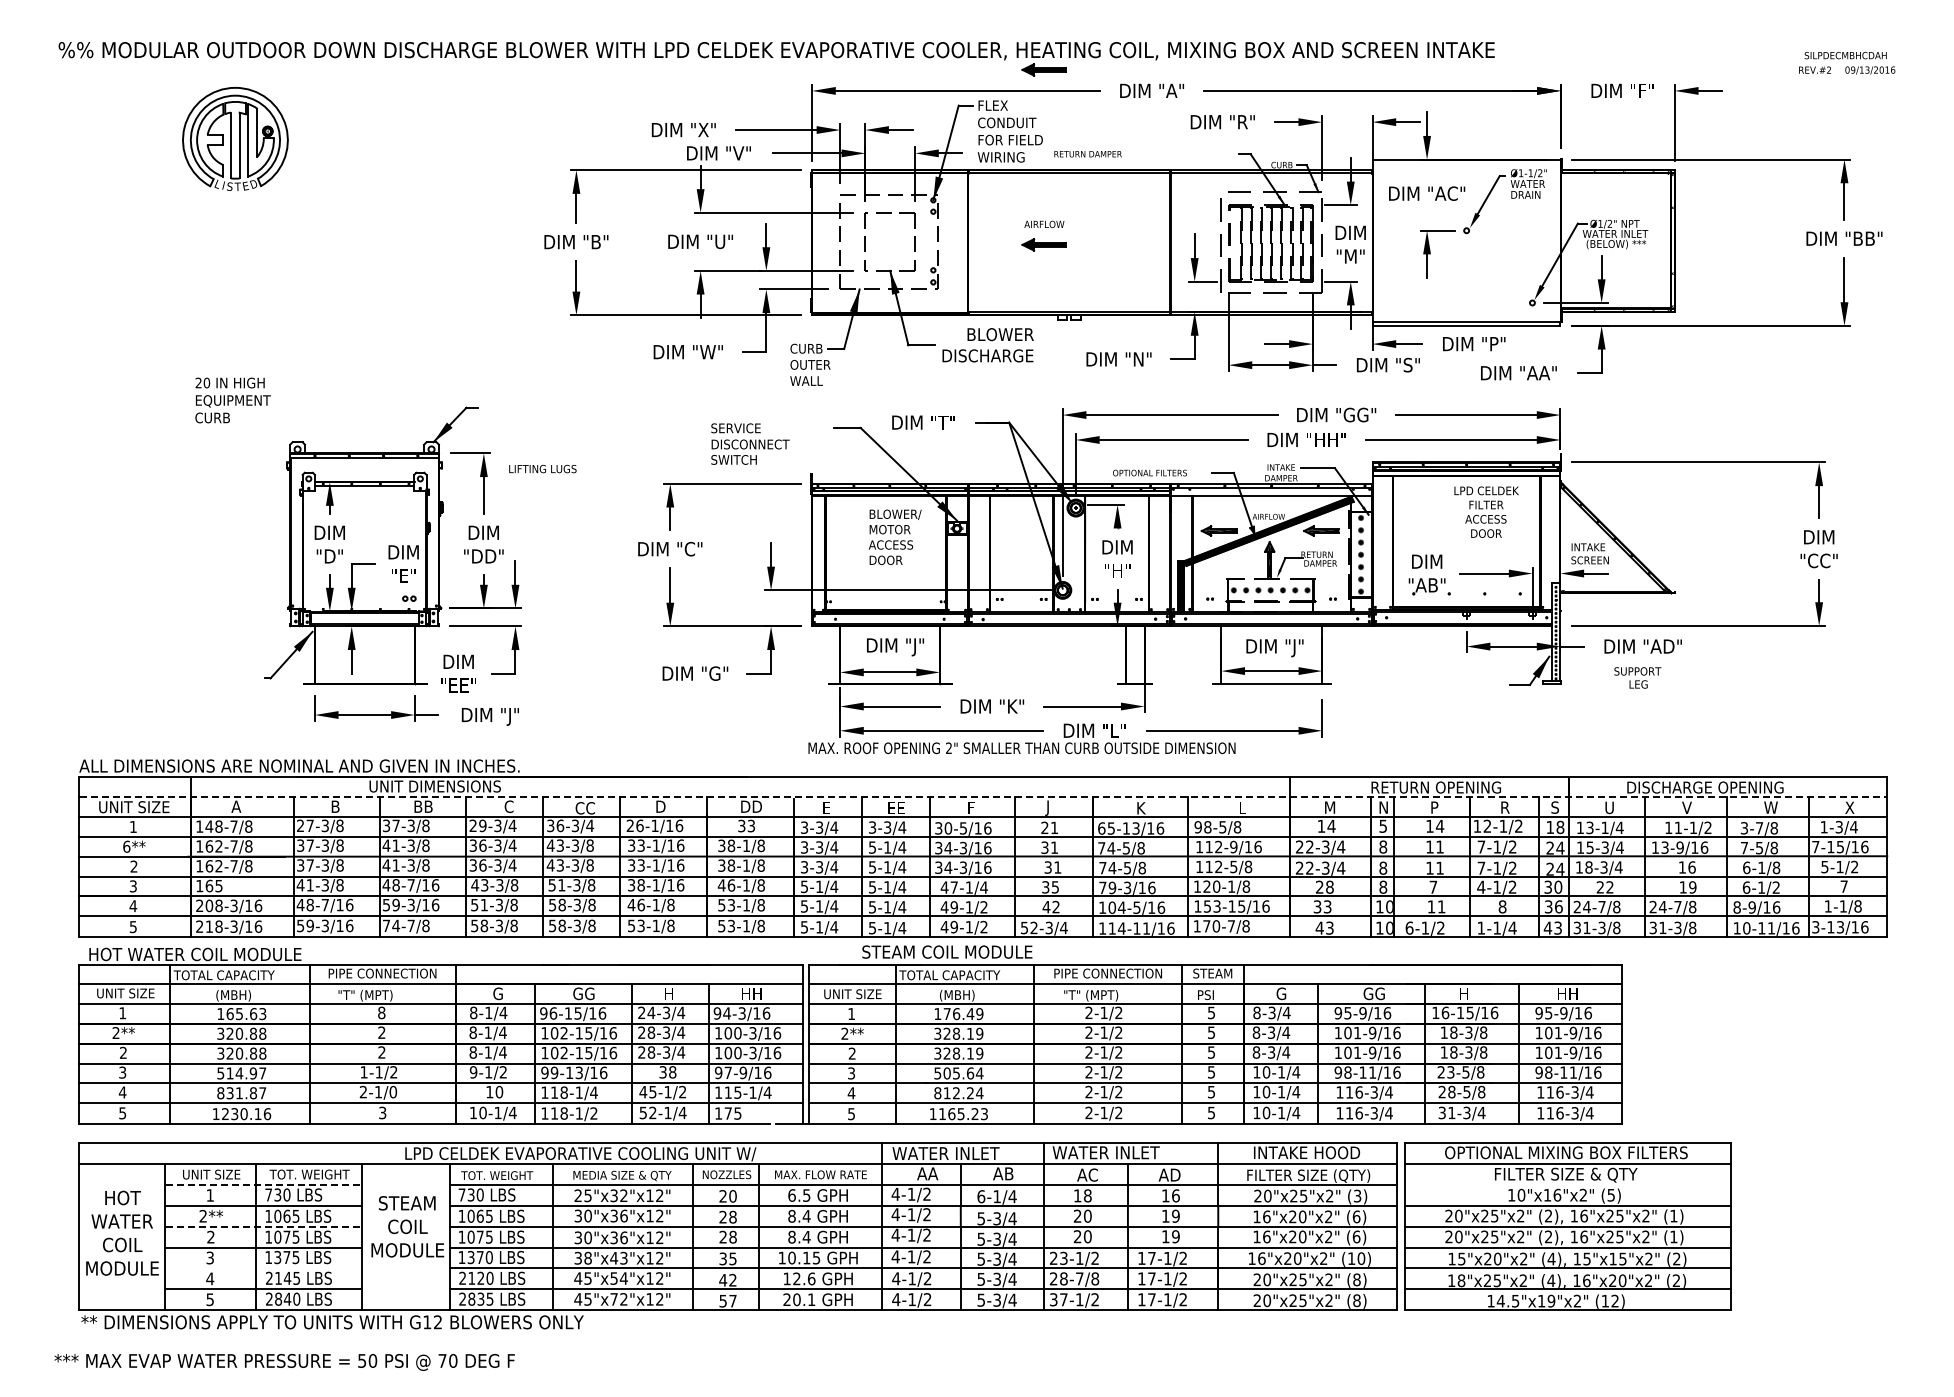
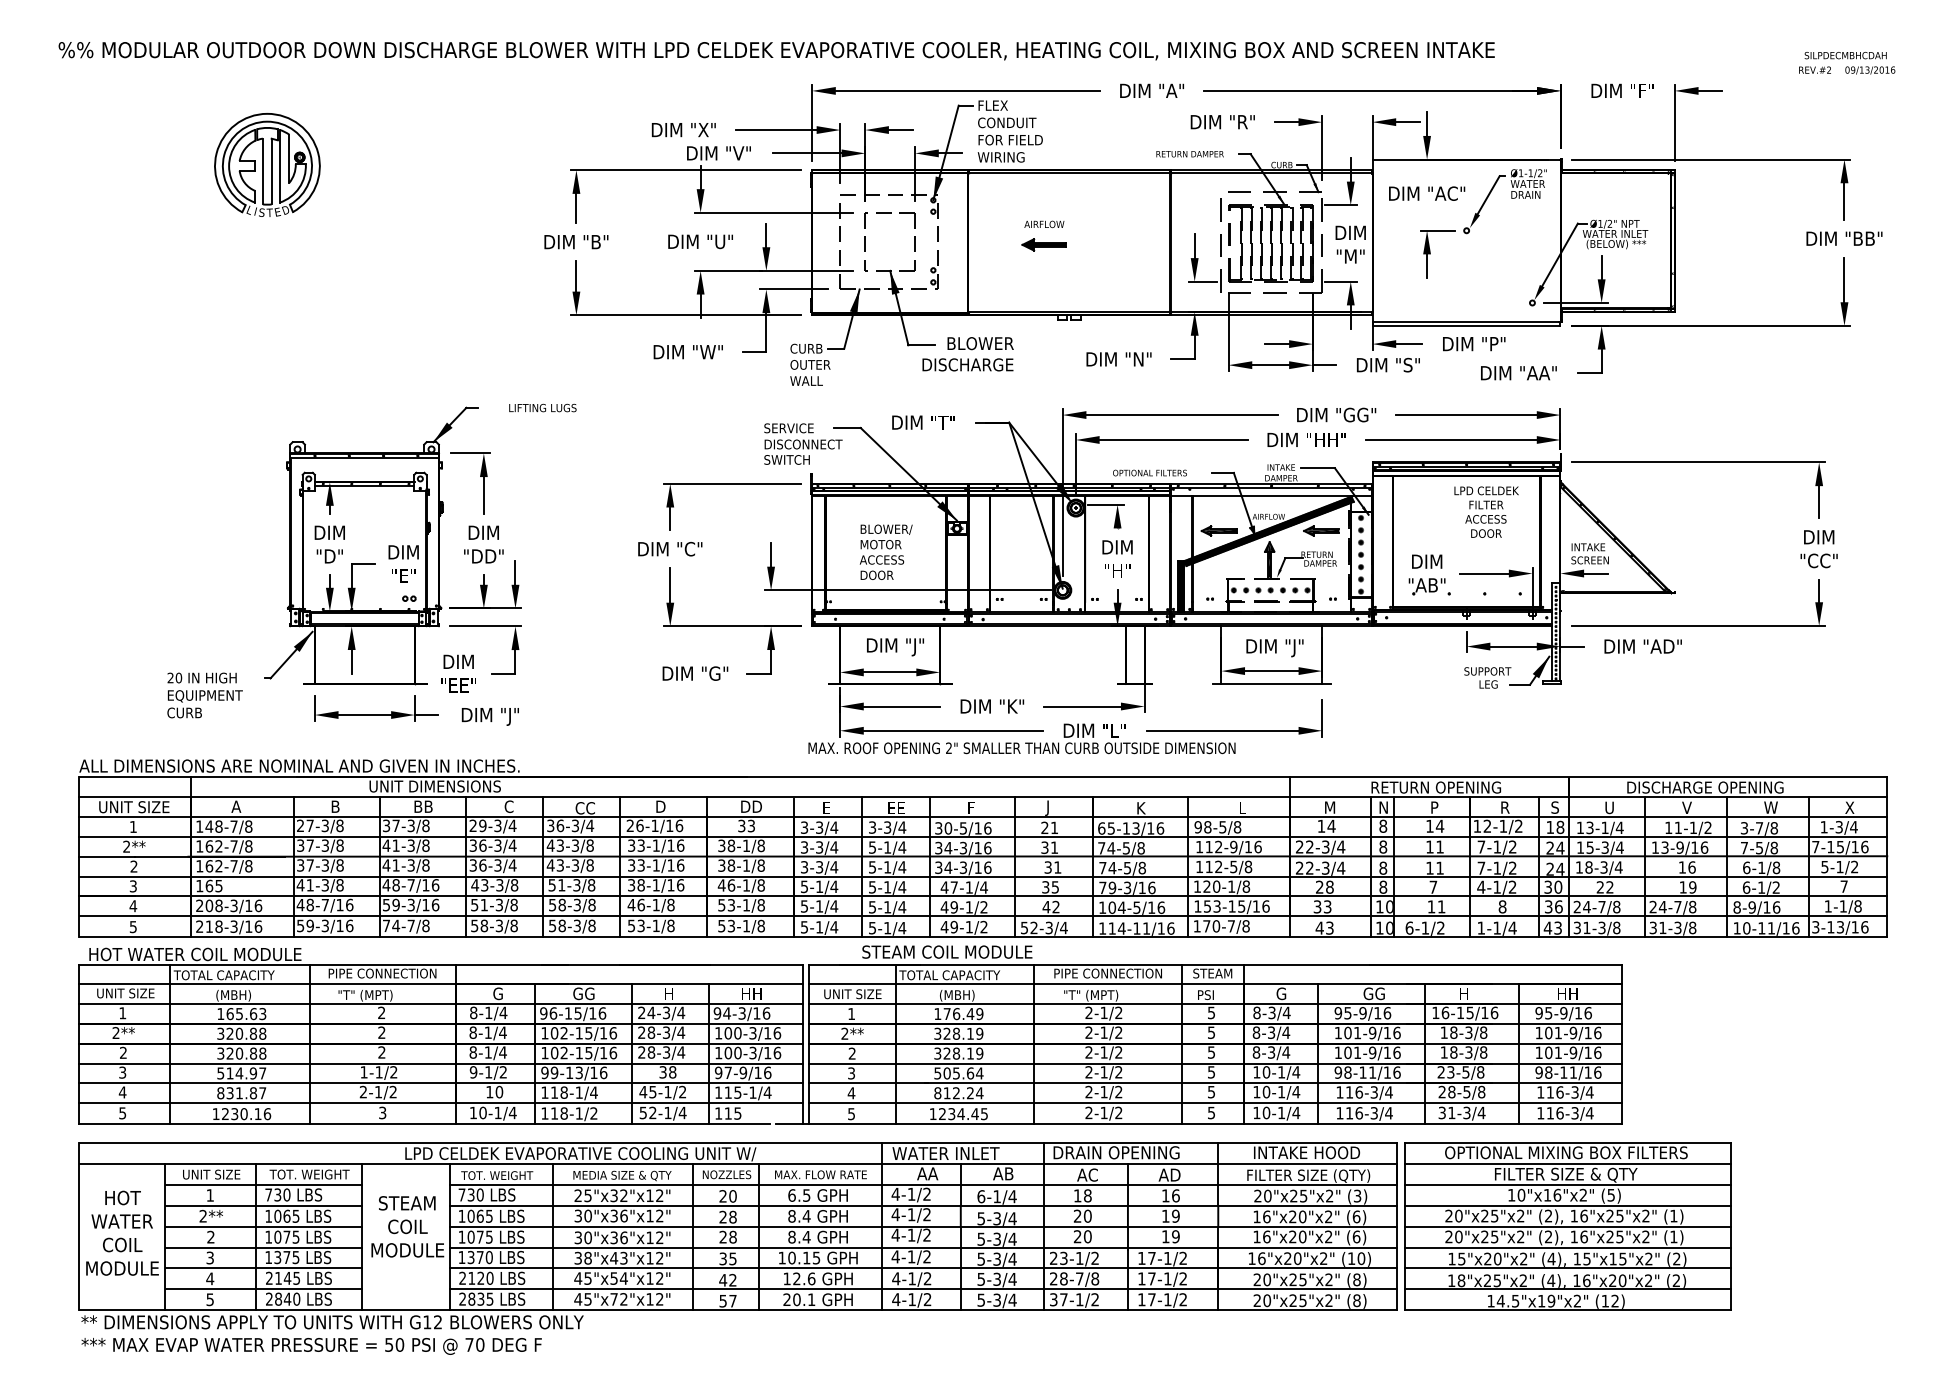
part: present -> none (1043, 69)
part position: (235, 138) -> (267, 164) (267, 164)
text position: (1087, 154) -> (1189, 154) (1189, 154)
text position: (987, 345) -> (967, 354) (967, 354)
text position: (232, 400) -> (204, 695) (204, 695)
text position: (750, 443) -> (803, 443) (803, 443)
text position: (542, 468) -> (542, 407) (542, 407)
text position: (894, 536) -> (885, 551) (885, 551)
text position: (1637, 677) -> (1487, 677) (1487, 677)
line: dashed -> solid (983, 797)
text: 5 -> 8 (1383, 825)
text: 6** -> 2** (126, 846)
text: 8 -> 2 (381, 1012)
text: 2-1/0 -> 2-1/2 (393, 1092)
text: 175 -> 115 (727, 1113)
text: 1165.23 -> 1234.45 (963, 1114)
text: WATER INLET -> DRAIN OPENING (1115, 1152)
line: dashed -> solid (264, 1184)
line: none -> present (1567, 1184)
line: dashed -> solid (264, 1226)
line: none -> present (264, 1268)
text position: (284, 1362) -> (311, 1346) (311, 1346)
